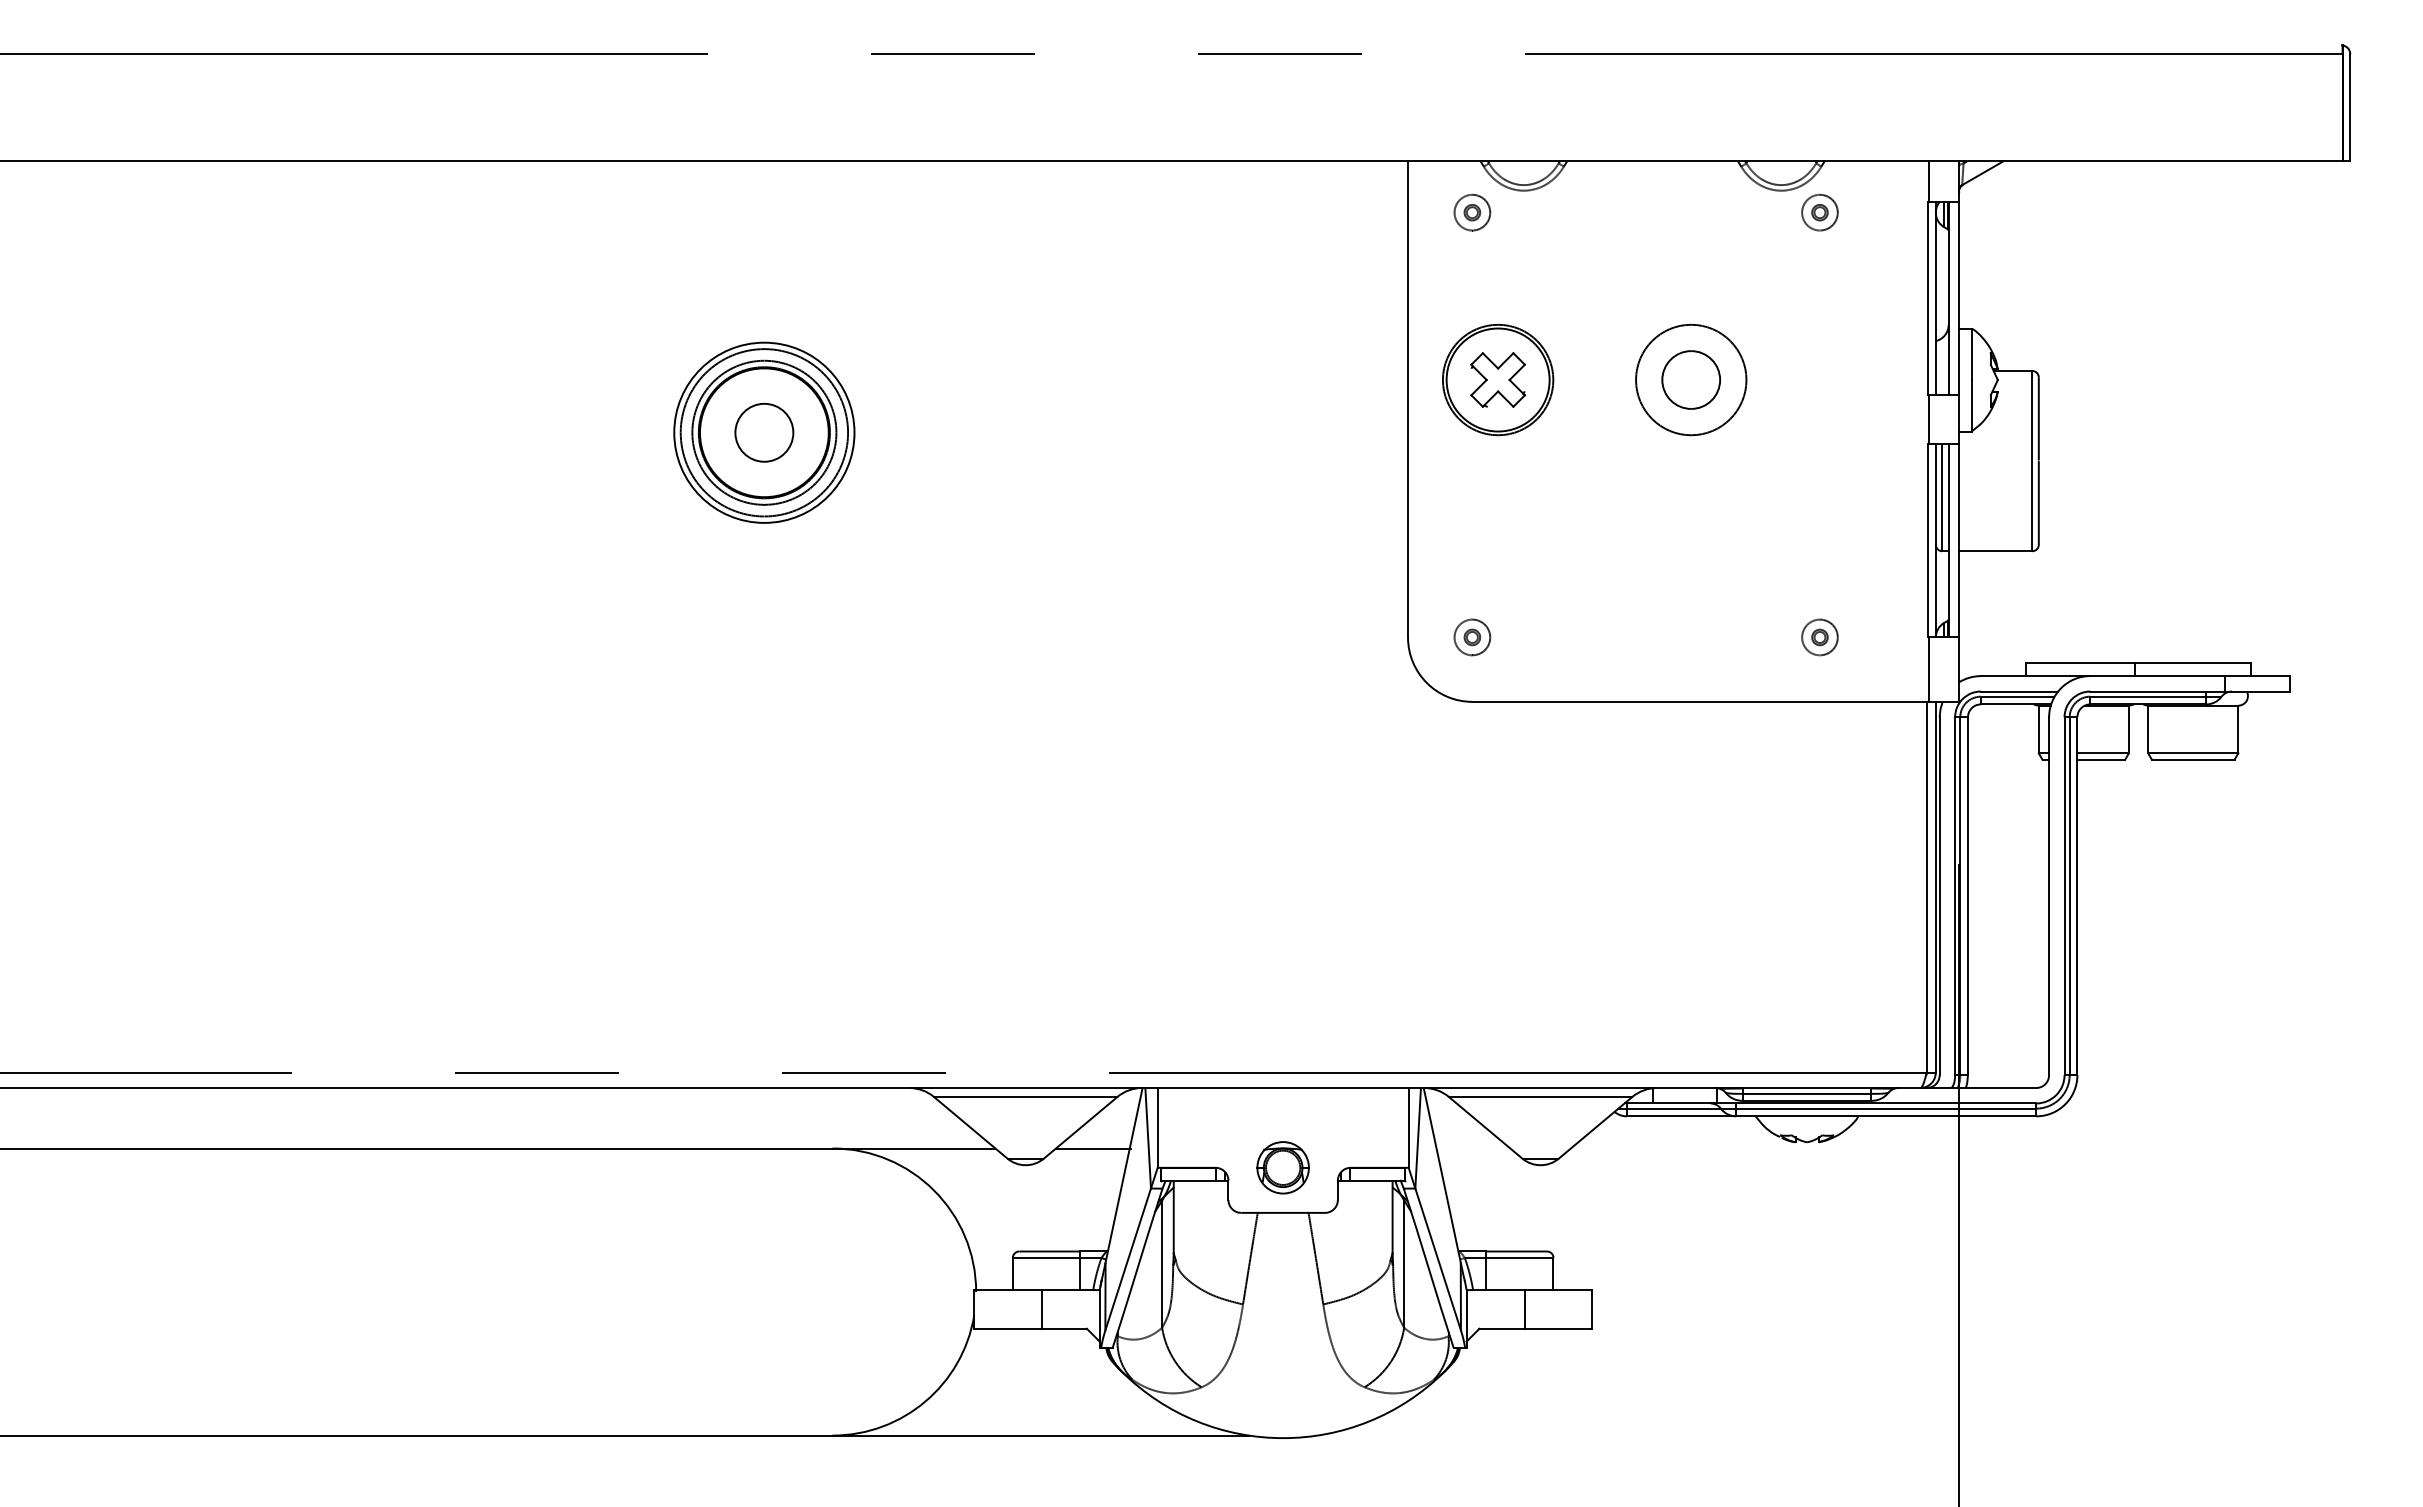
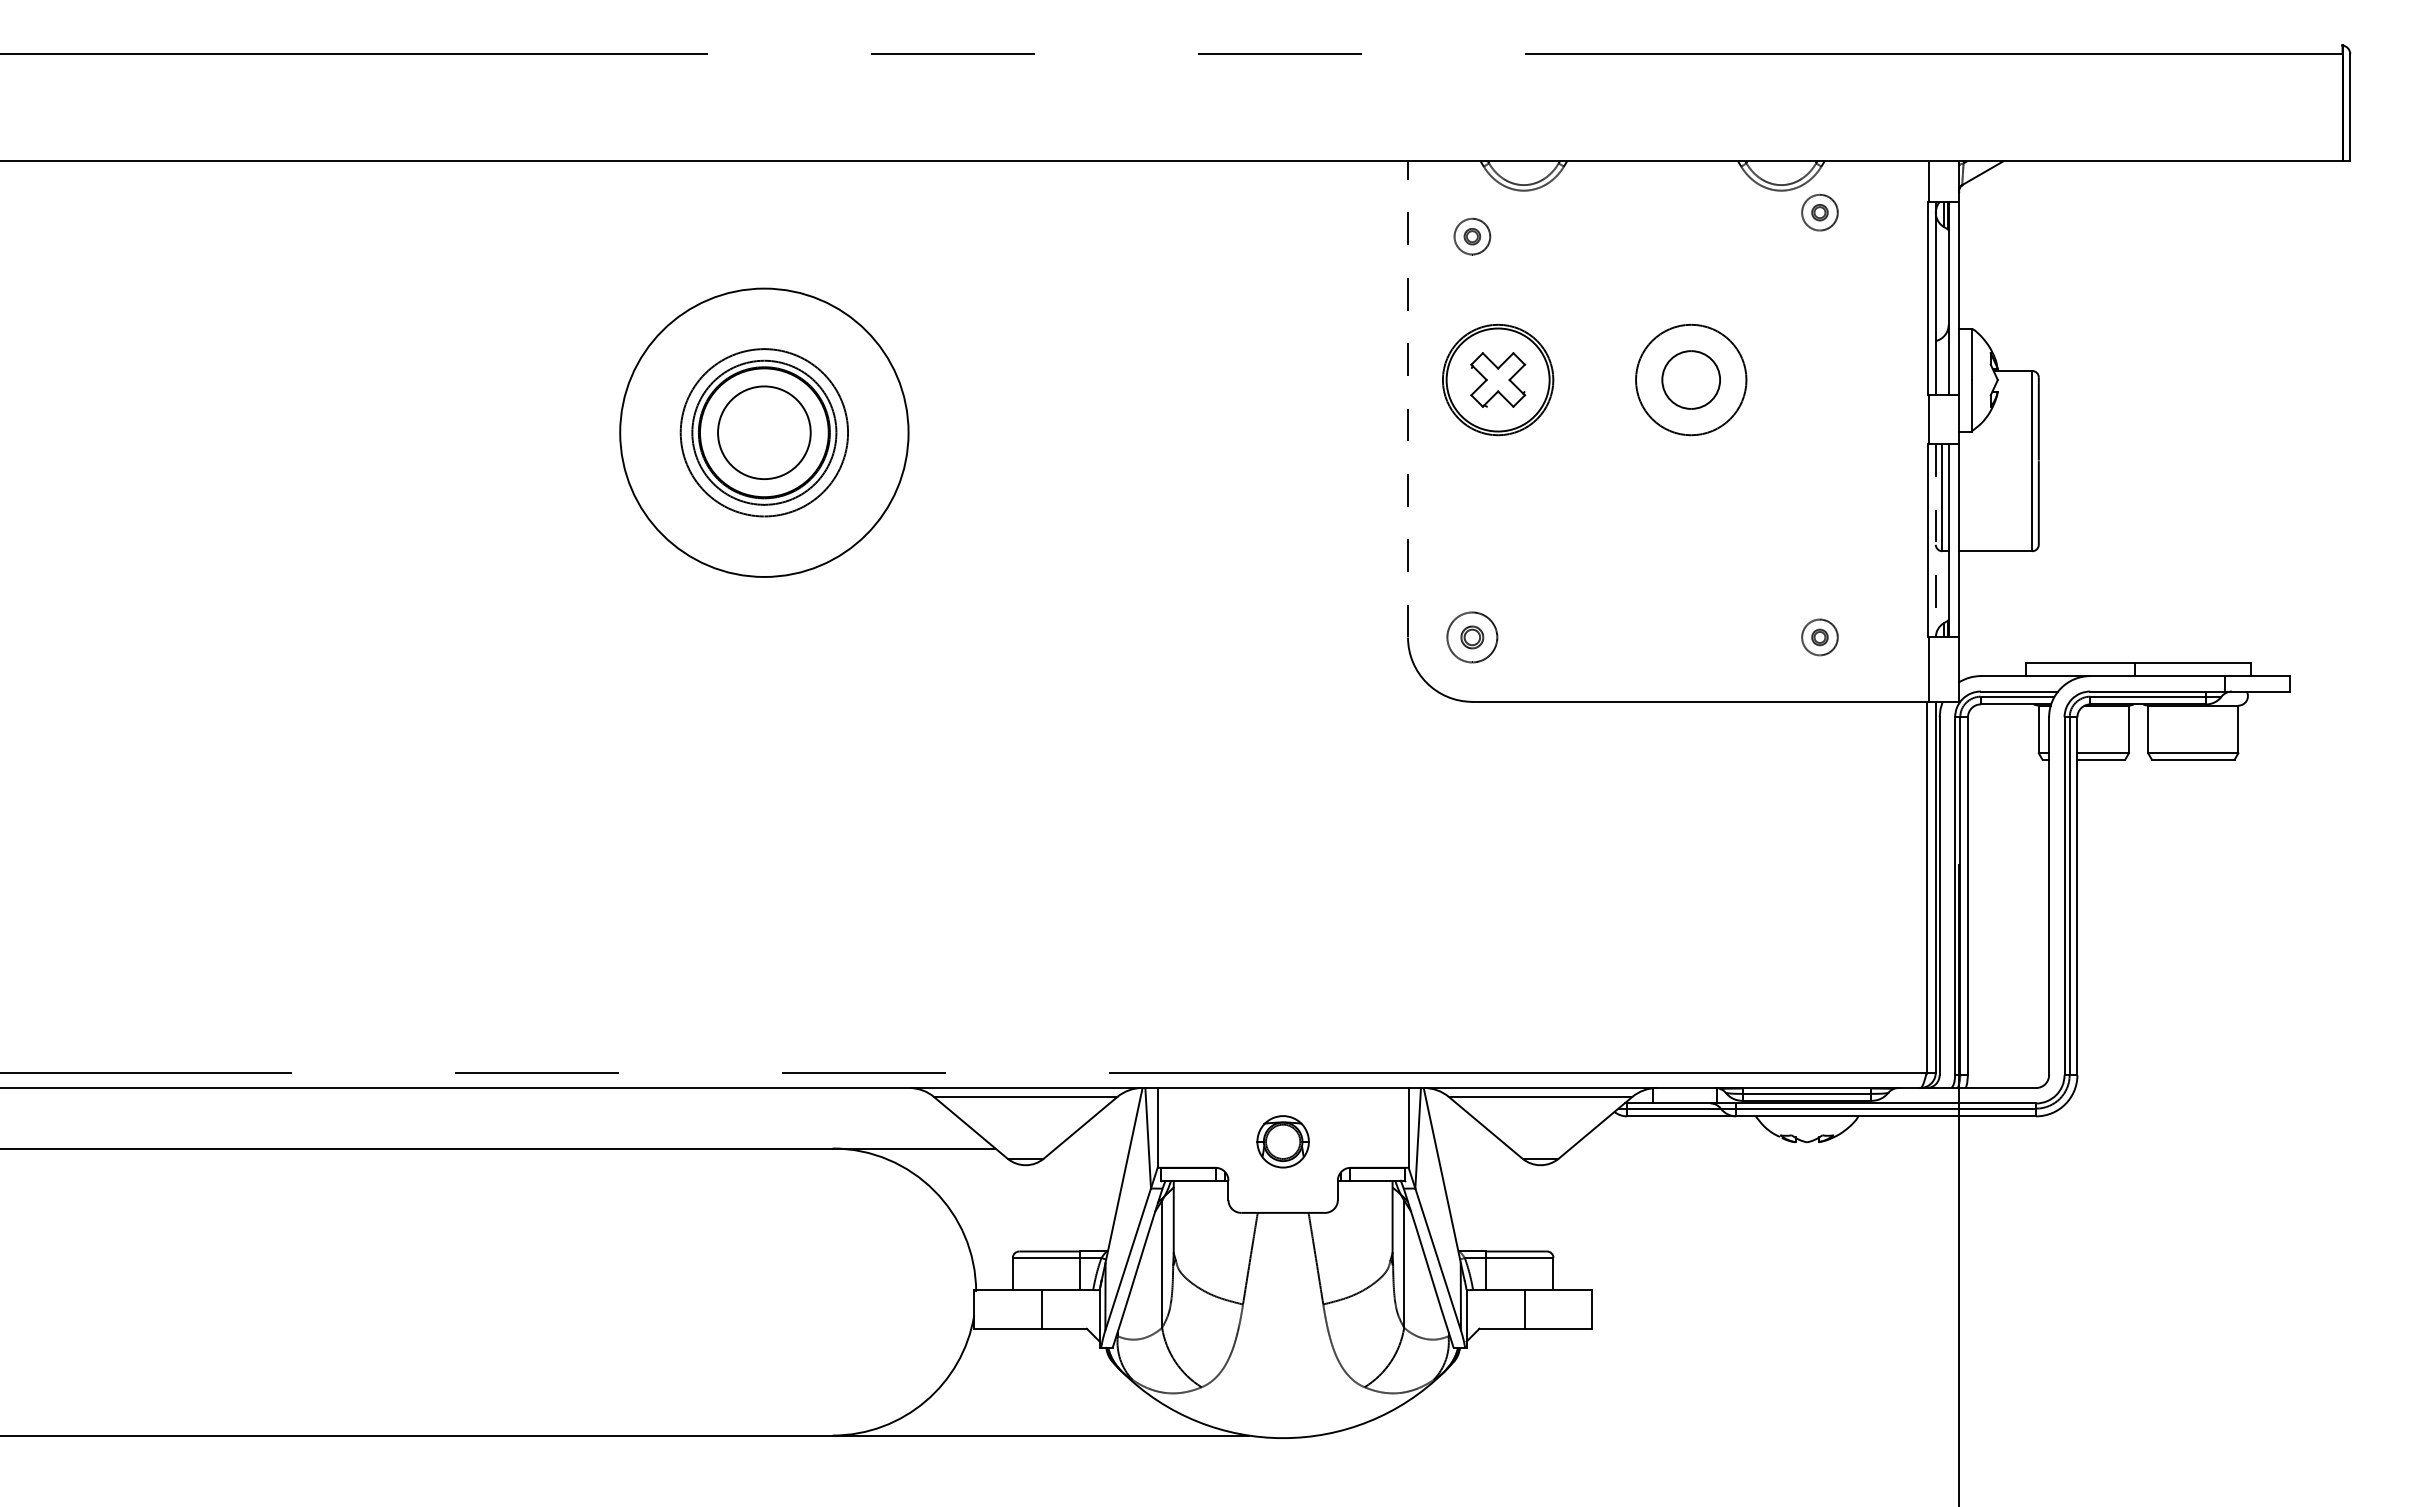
part position: (1472, 212) -> (1472, 236) (1472, 236)
line: solid -> dashed (1408, 398)
circle diameter: 180 px -> 288 px (764, 432)
circle diameter: 58 px -> 93 px (764, 432)
line: solid -> dashed (1935, 540)
part size: 39x39 px -> 53x53 px (1472, 637)
line: present -> none (1092, 1148)
part position: (1282, 1167) -> (1282, 1141) (1282, 1141)
